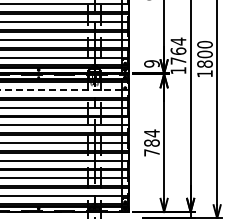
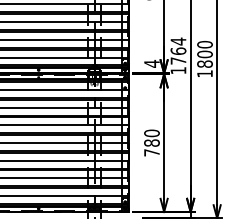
text: 9 -> 4 (151, 63)
line: dashed -> solid (61, 90)
text: 784 -> 780 (151, 133)
